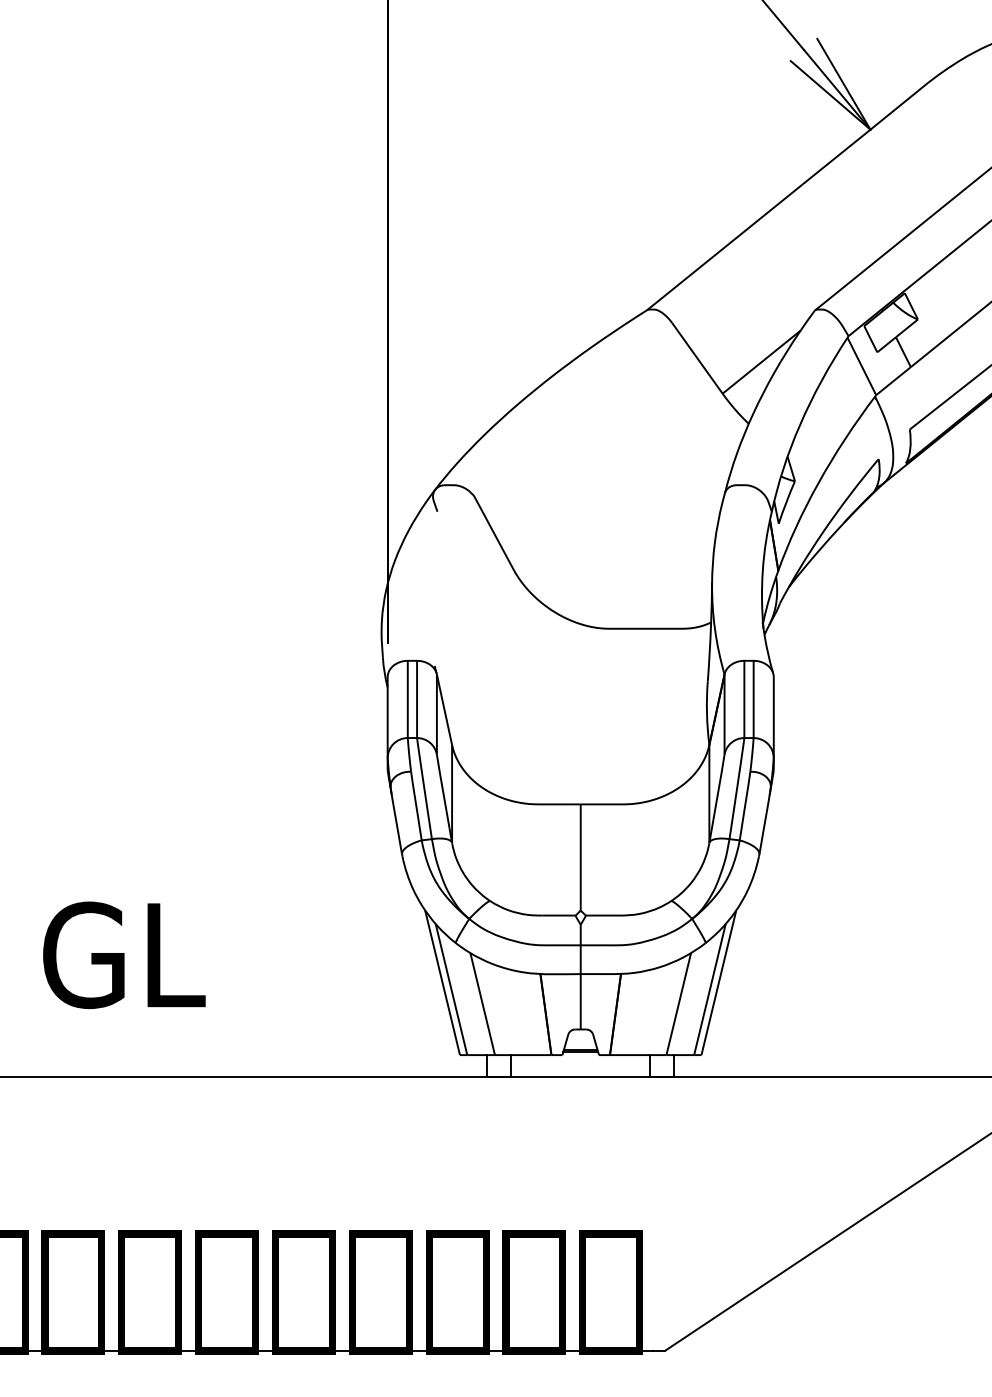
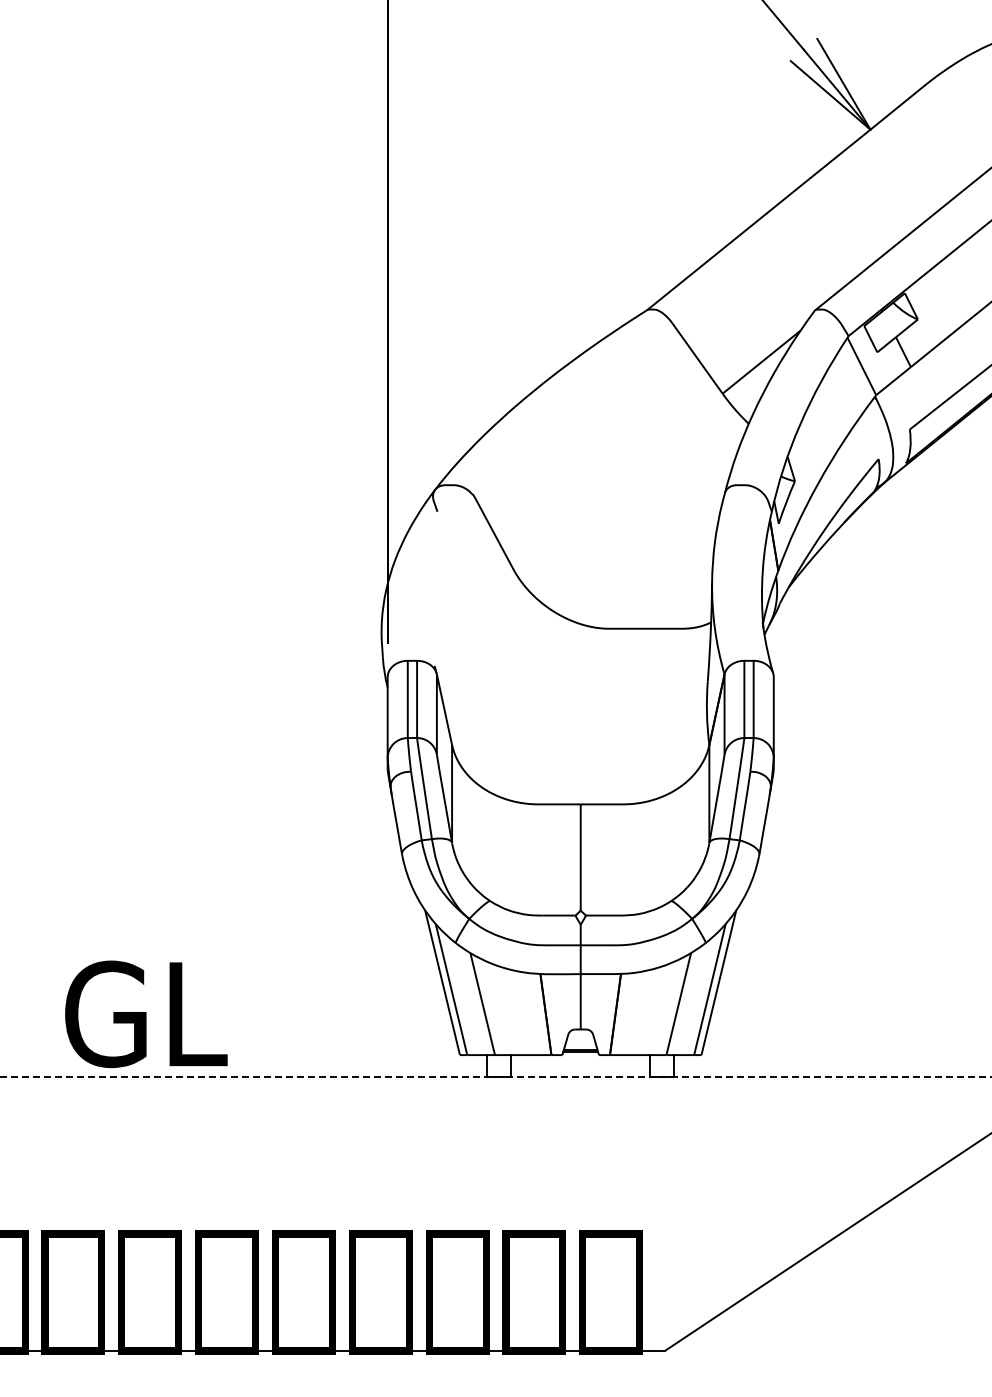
text position: (124, 955) -> (146, 1014) (146, 1014)
line: solid -> dashed (495, 1077)
